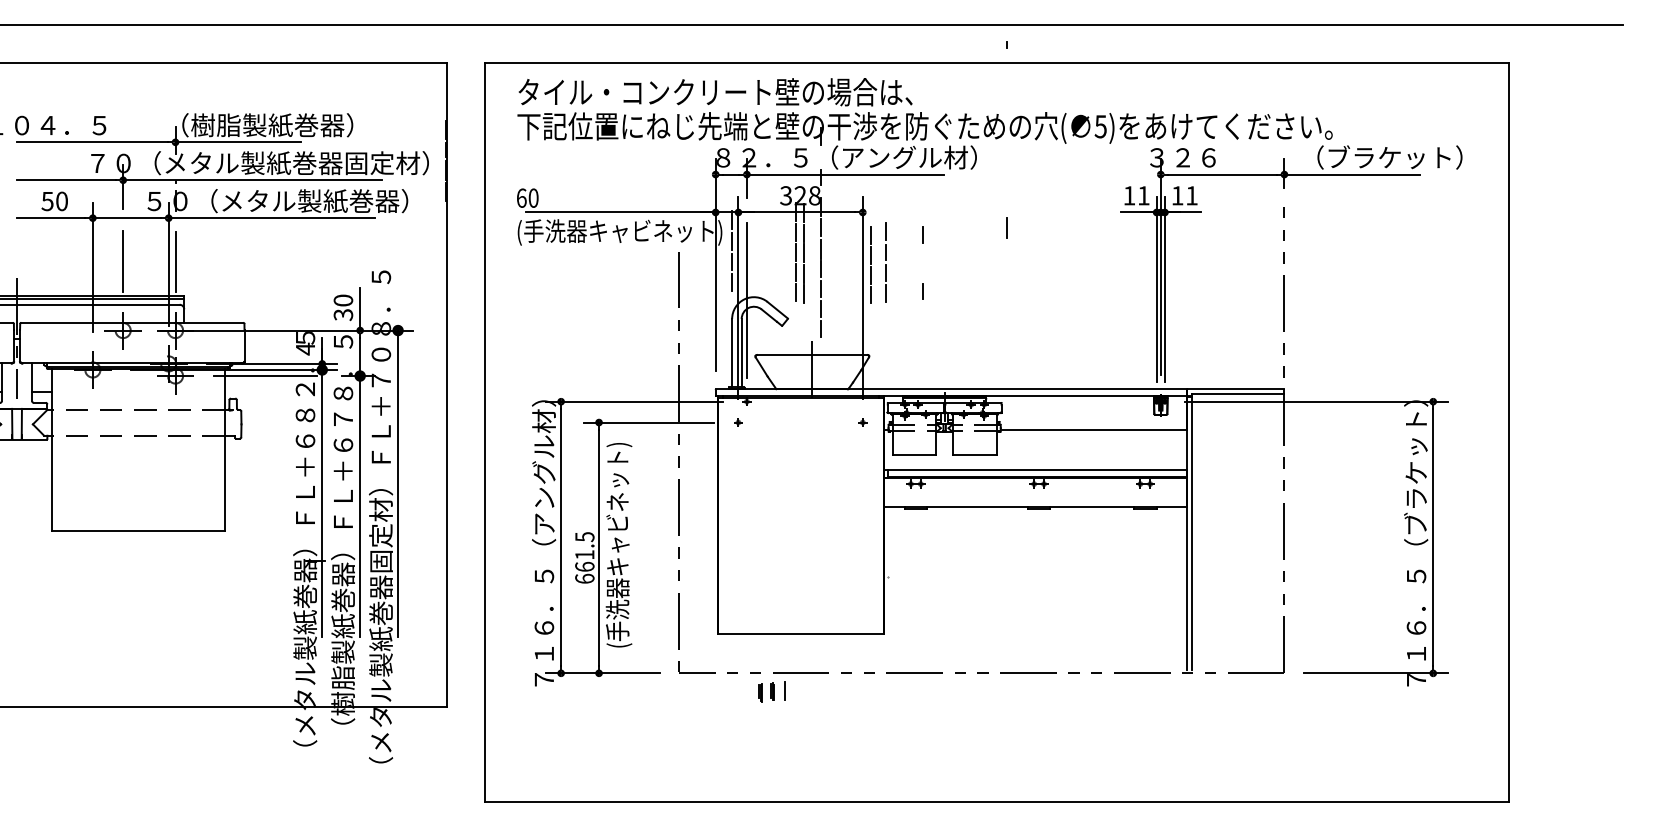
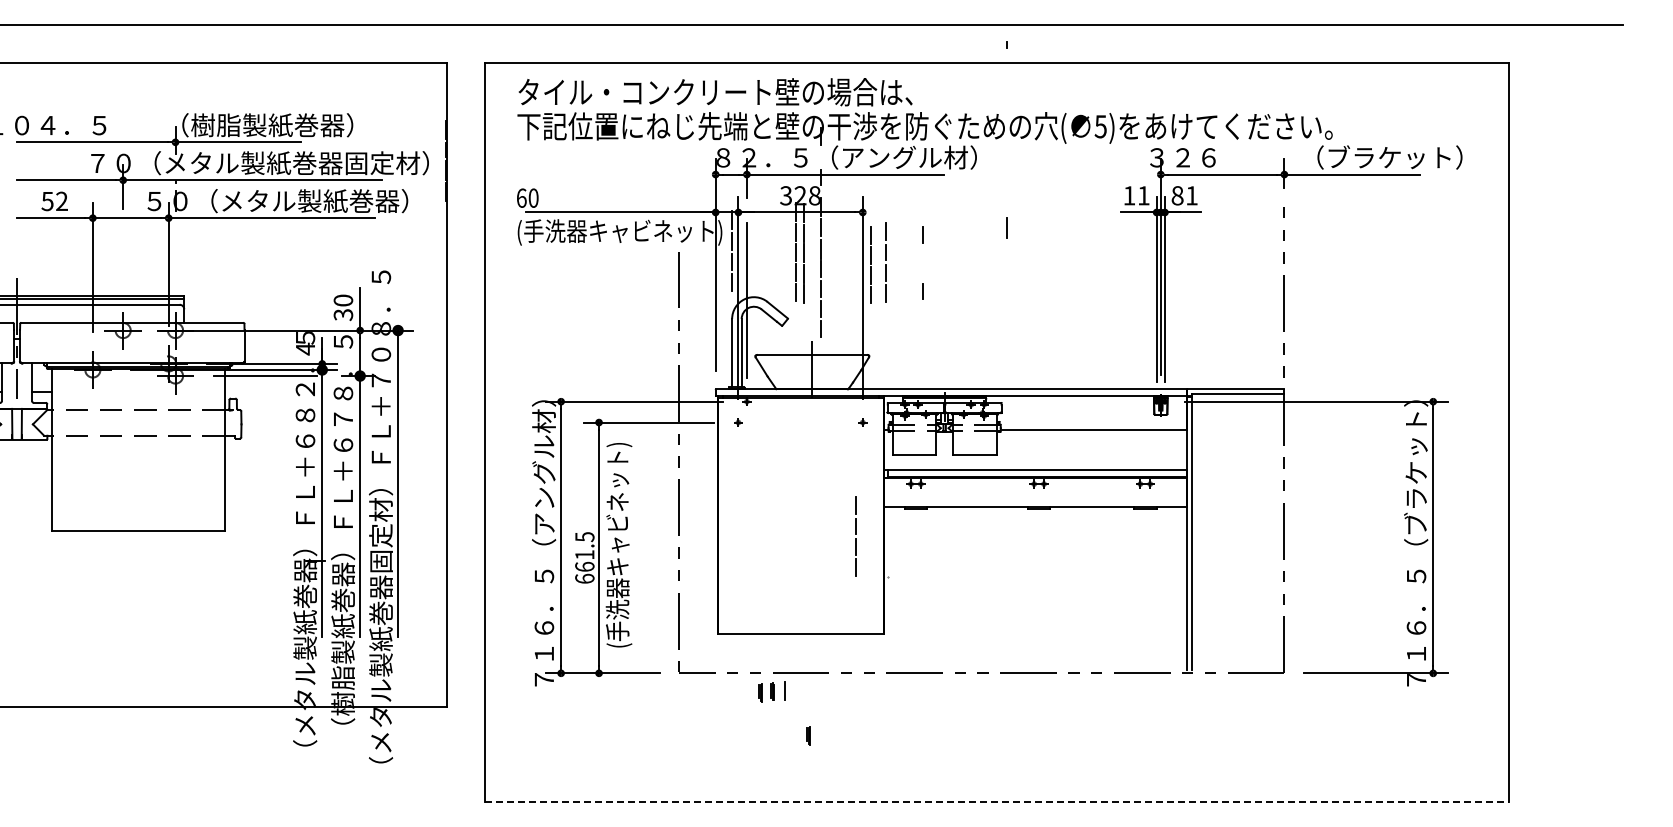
text: 11 -> 81 (1177, 195)
text: 50 -> 52 (61, 201)
line: present -> none (123, 261)
line: present -> none (175, 262)
line: none -> present (855, 534)
part: none -> present (808, 735)
line: solid -> dashed (997, 802)
